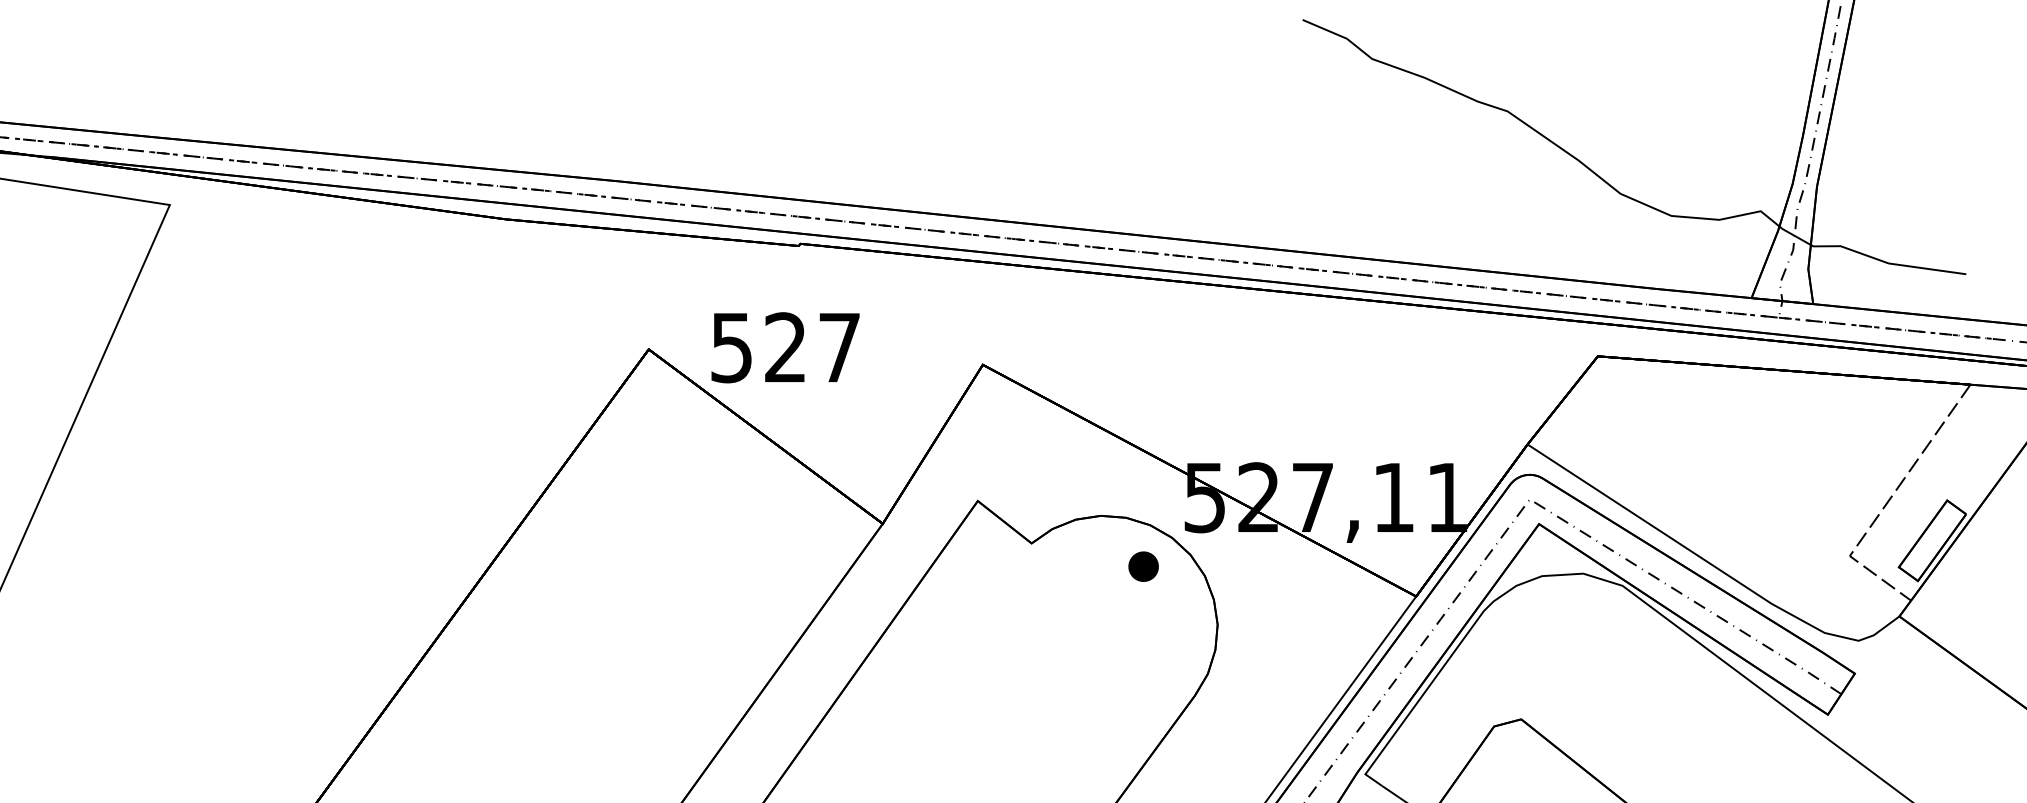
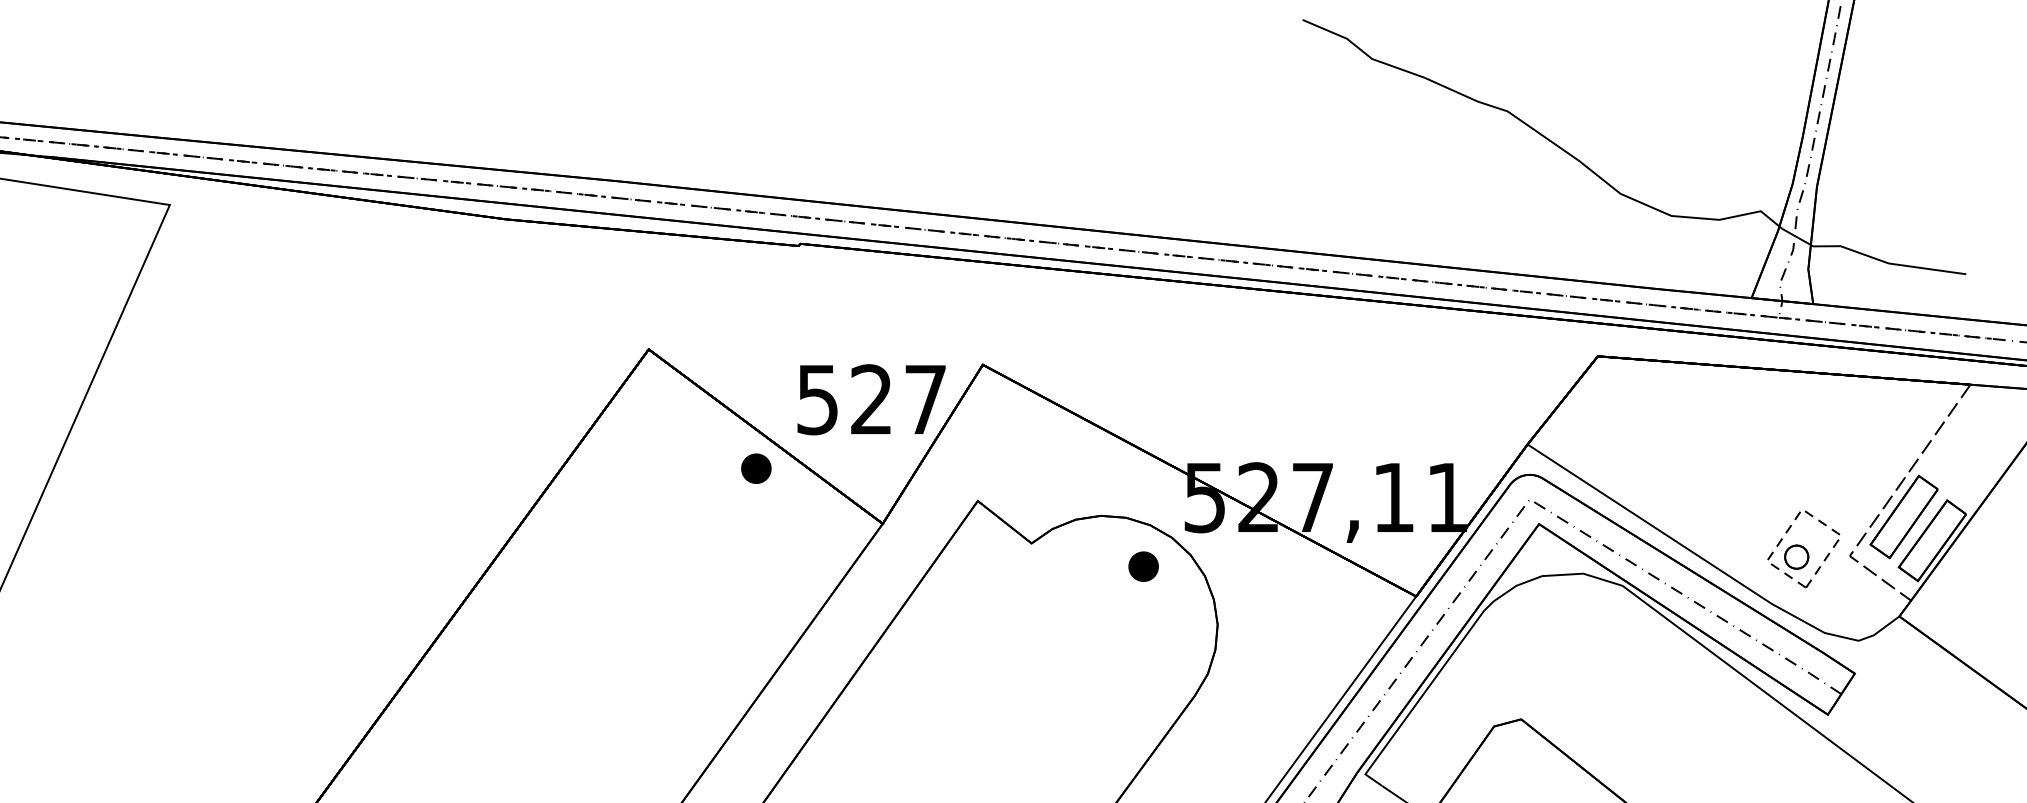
text position: (785, 347) -> (871, 399) (871, 399)
part: none -> present (756, 468)
part: none -> present (1903, 516)
part: none -> present (1803, 549)
